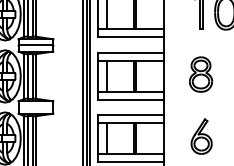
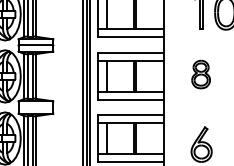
part size: 25x37 px -> 20x31 px (200, 74)
part position: (201, 136) -> (201, 144) (201, 144)
